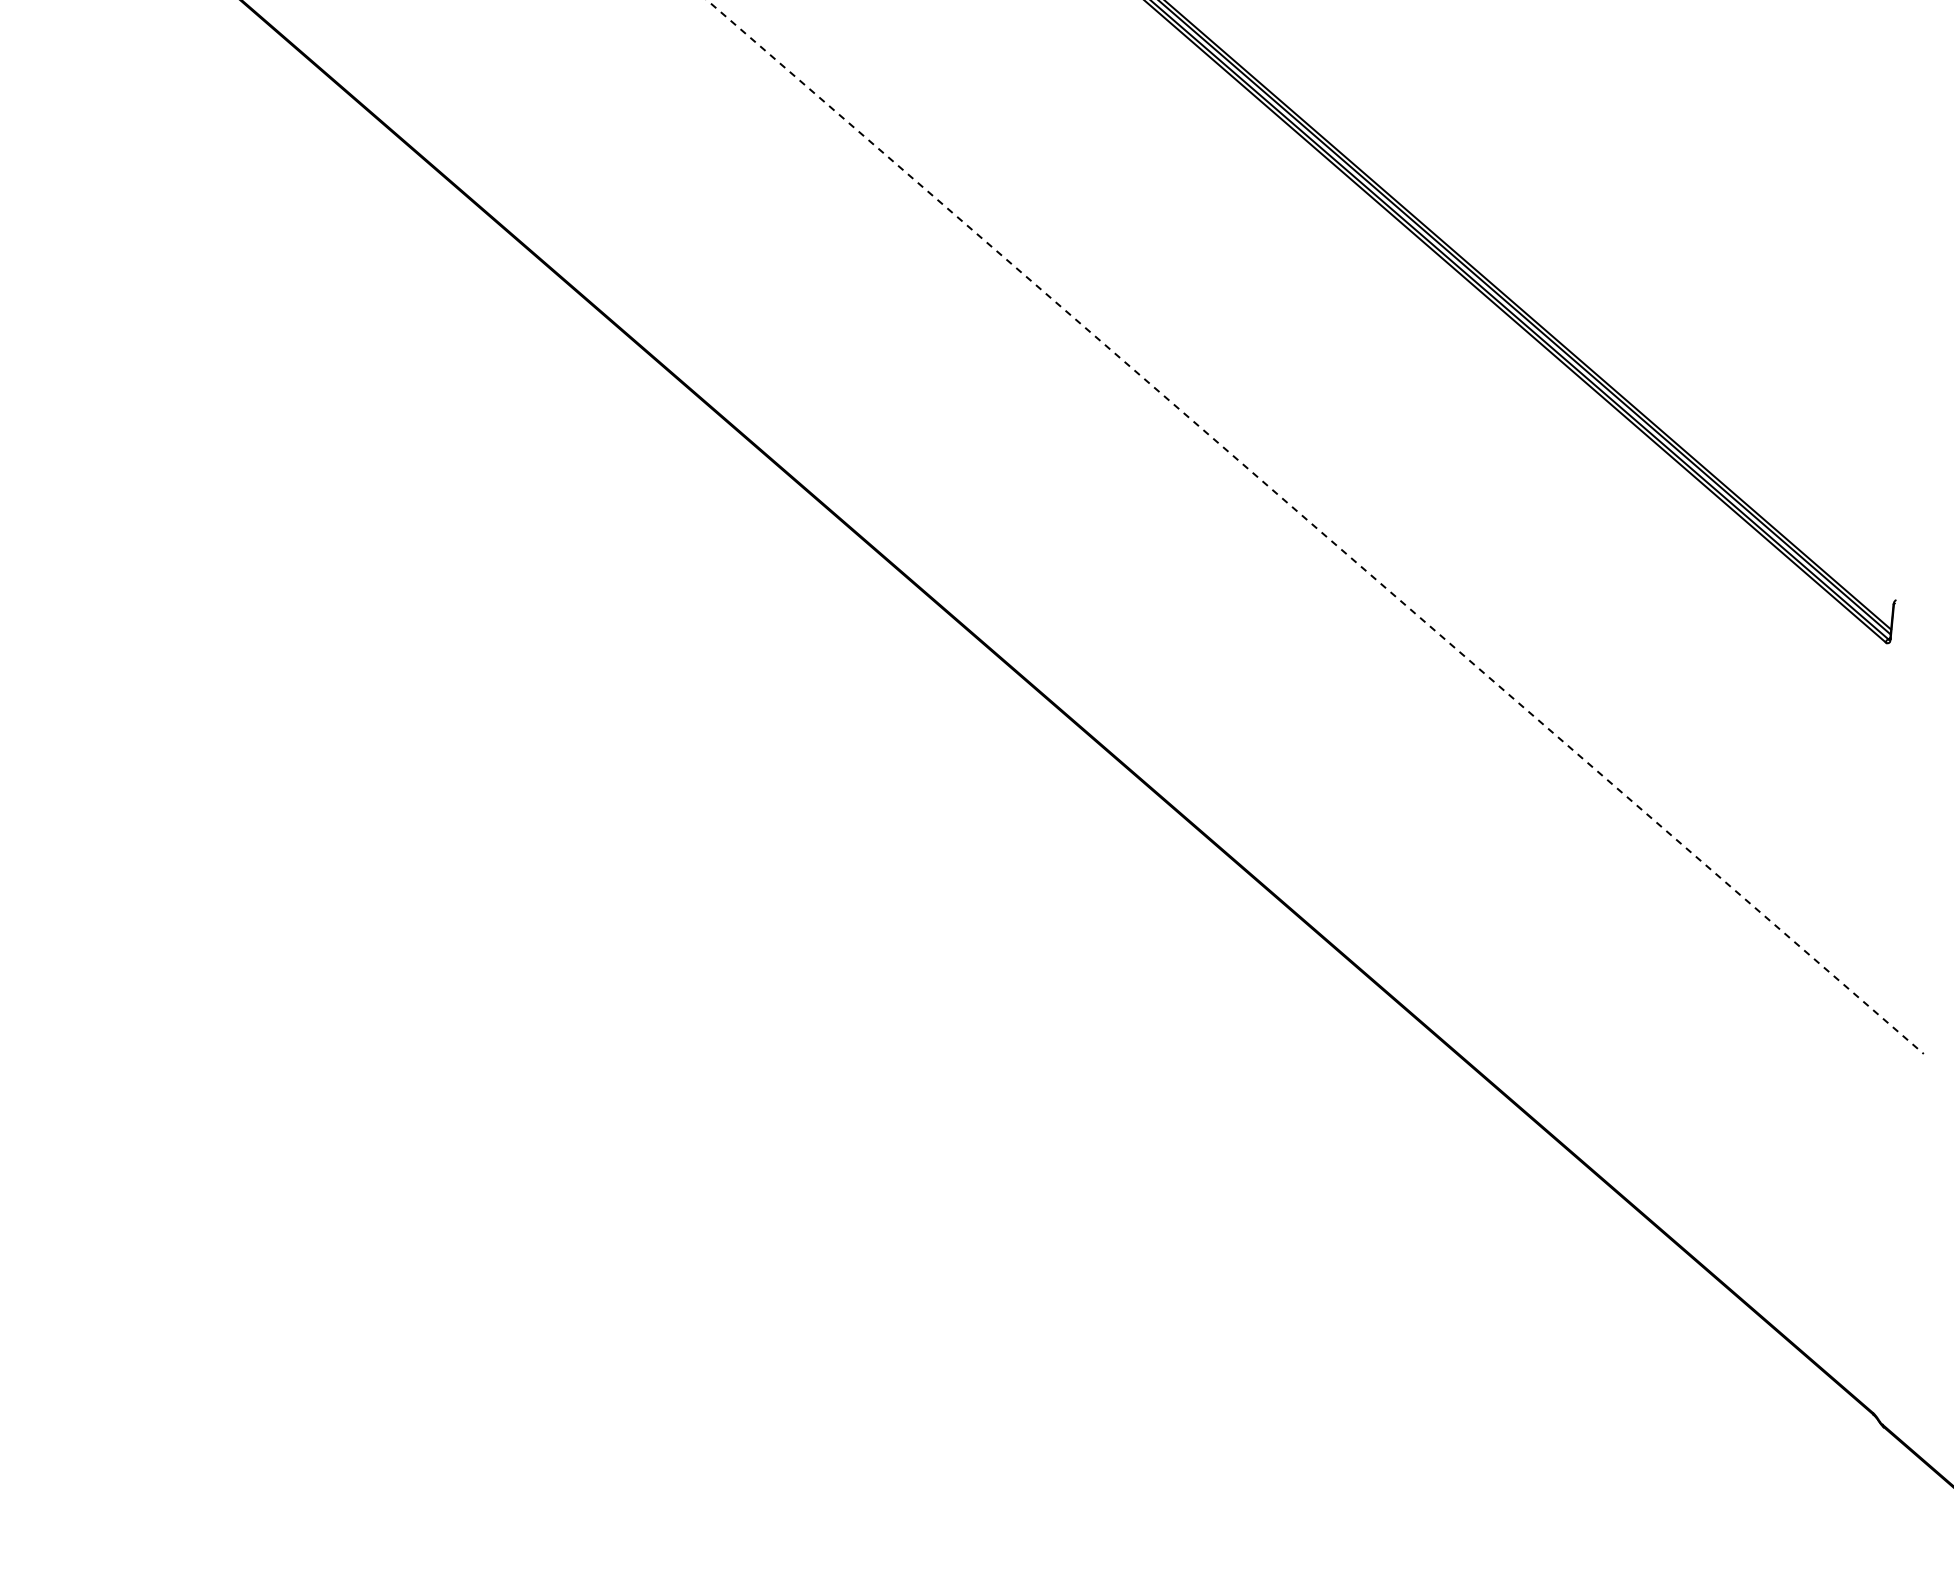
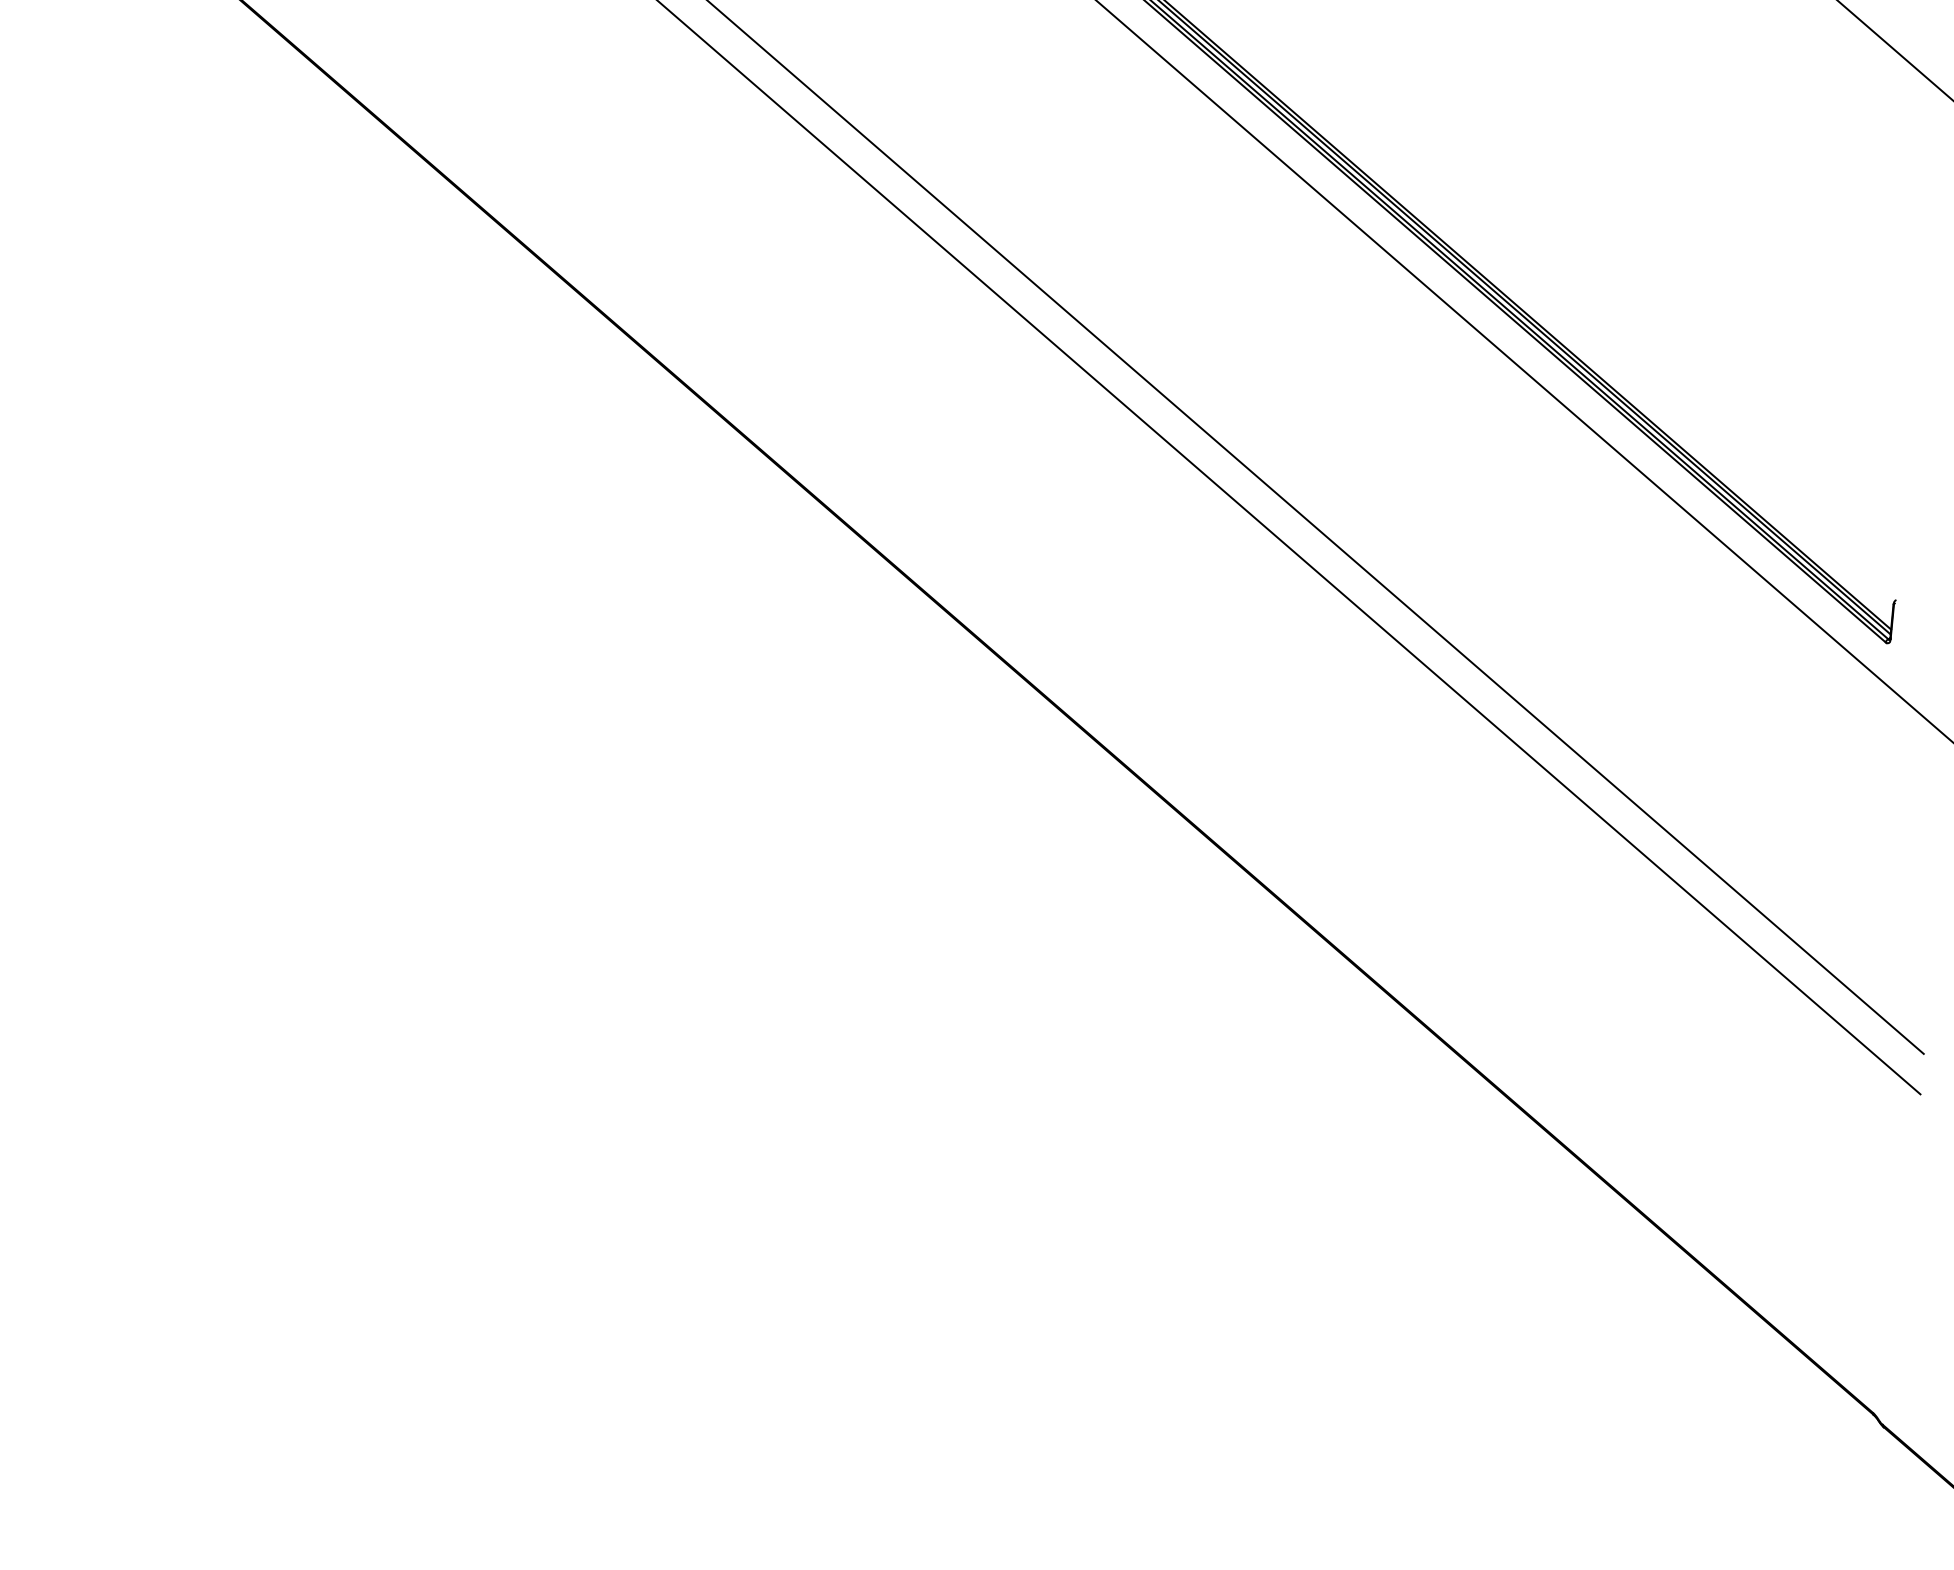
line: none -> present (1894, 50)
line: none -> present (1524, 371)
line: dashed -> solid (1316, 527)
line: none -> present (1289, 548)
